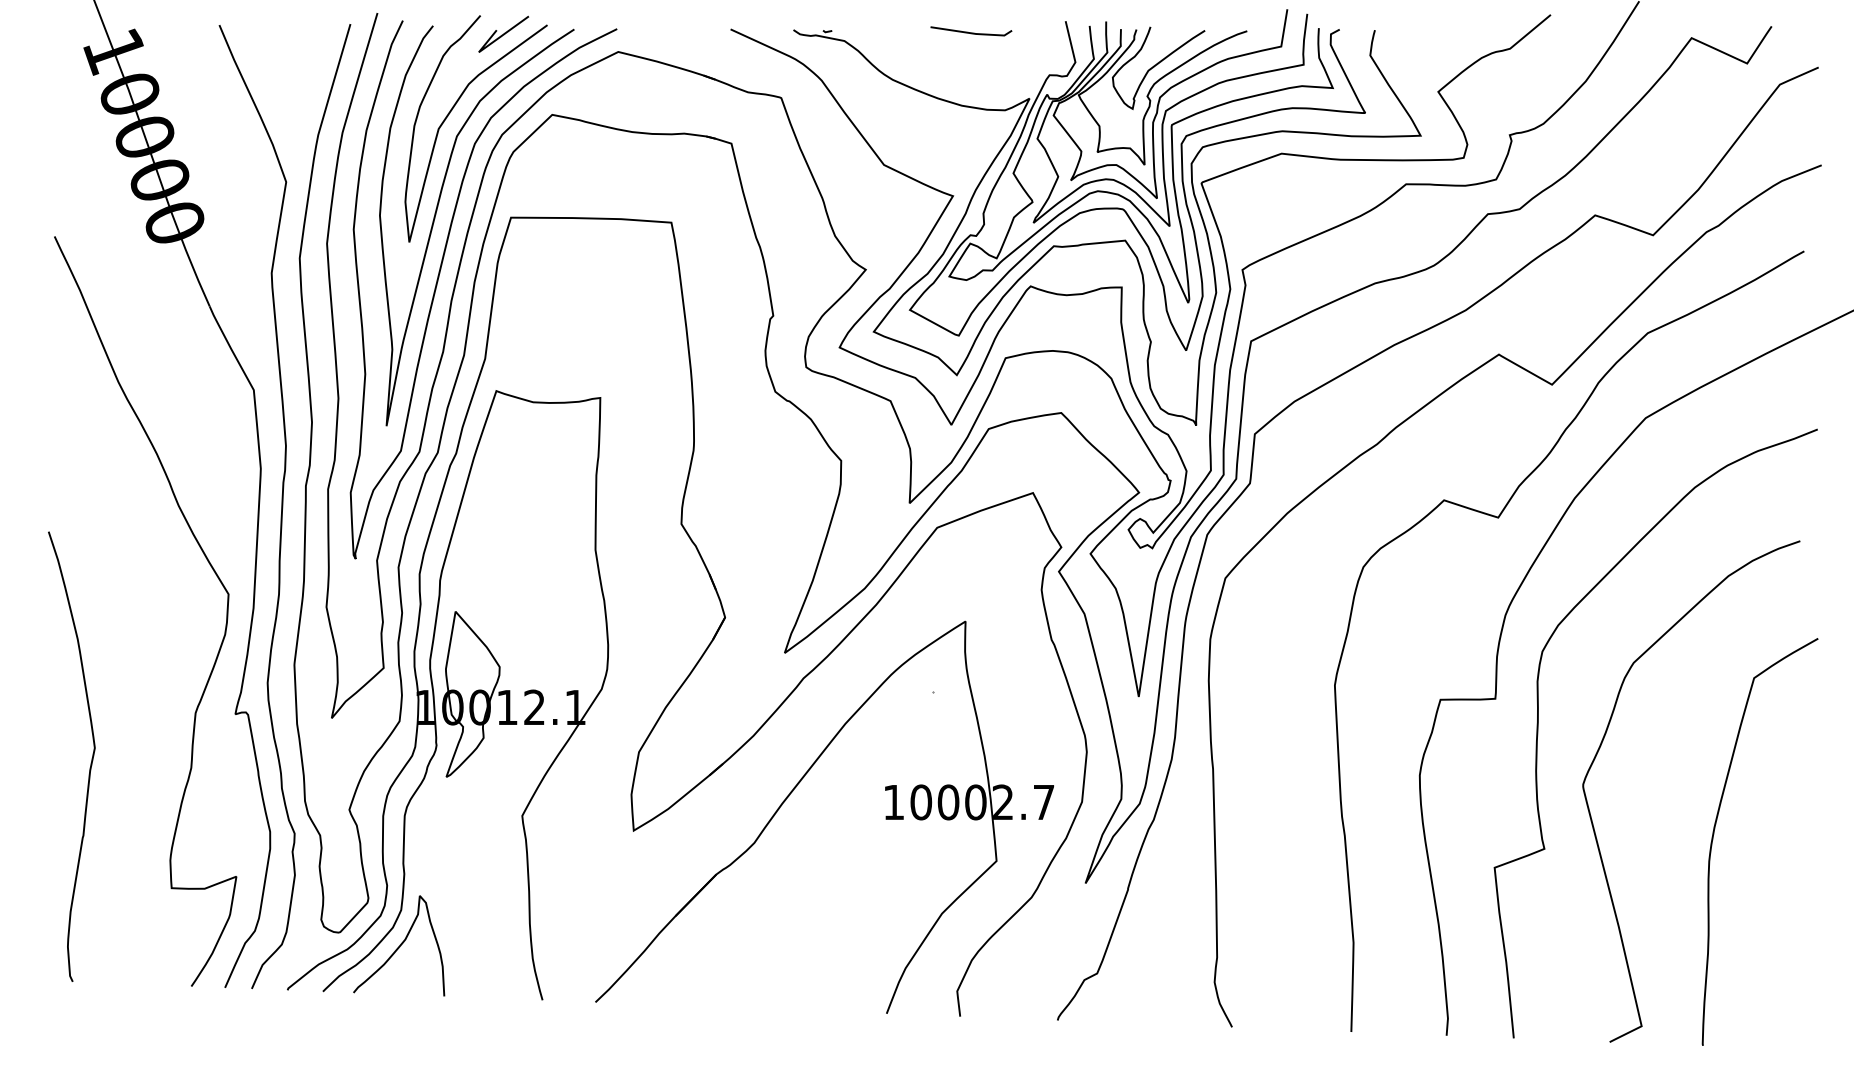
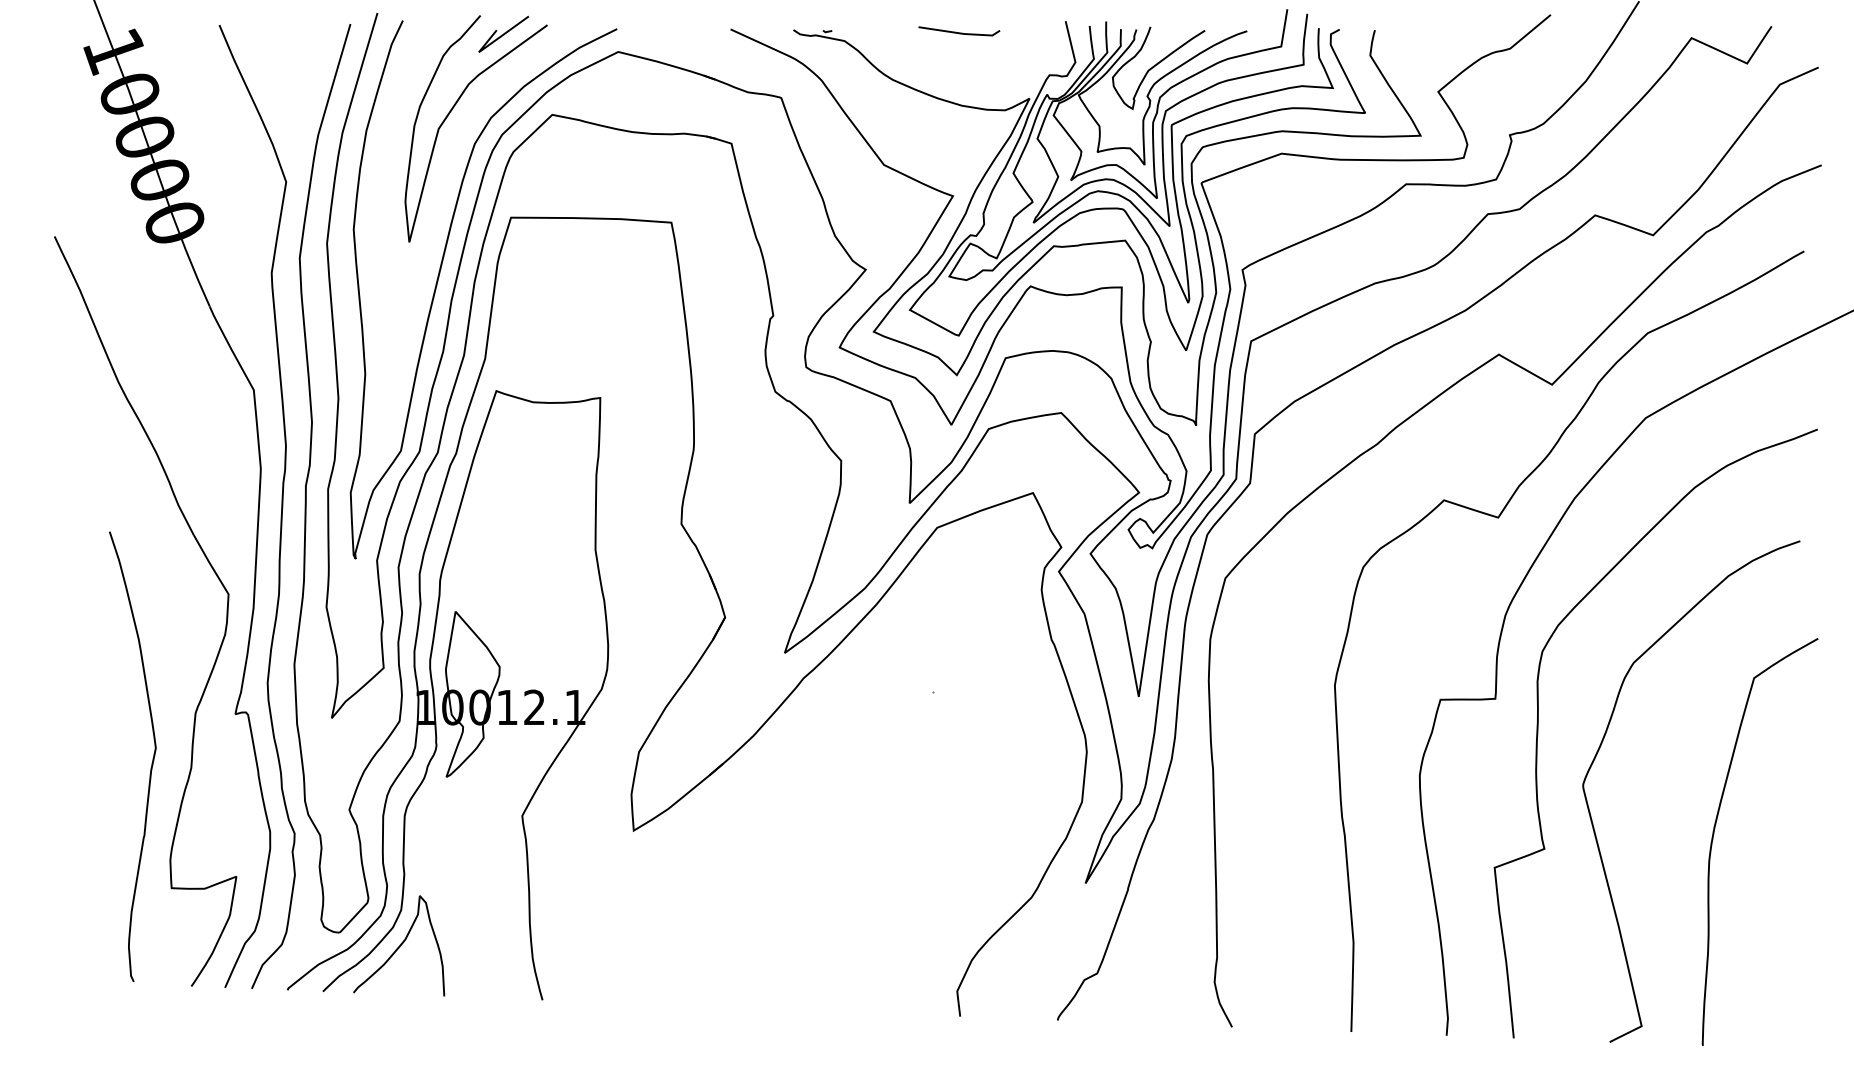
line position: (971, 32) -> (959, 32) (959, 32)
curve: present -> none (436, 214)
curve position: (91, 758) -> (152, 758) (152, 758)
part: present -> none (793, 791)
